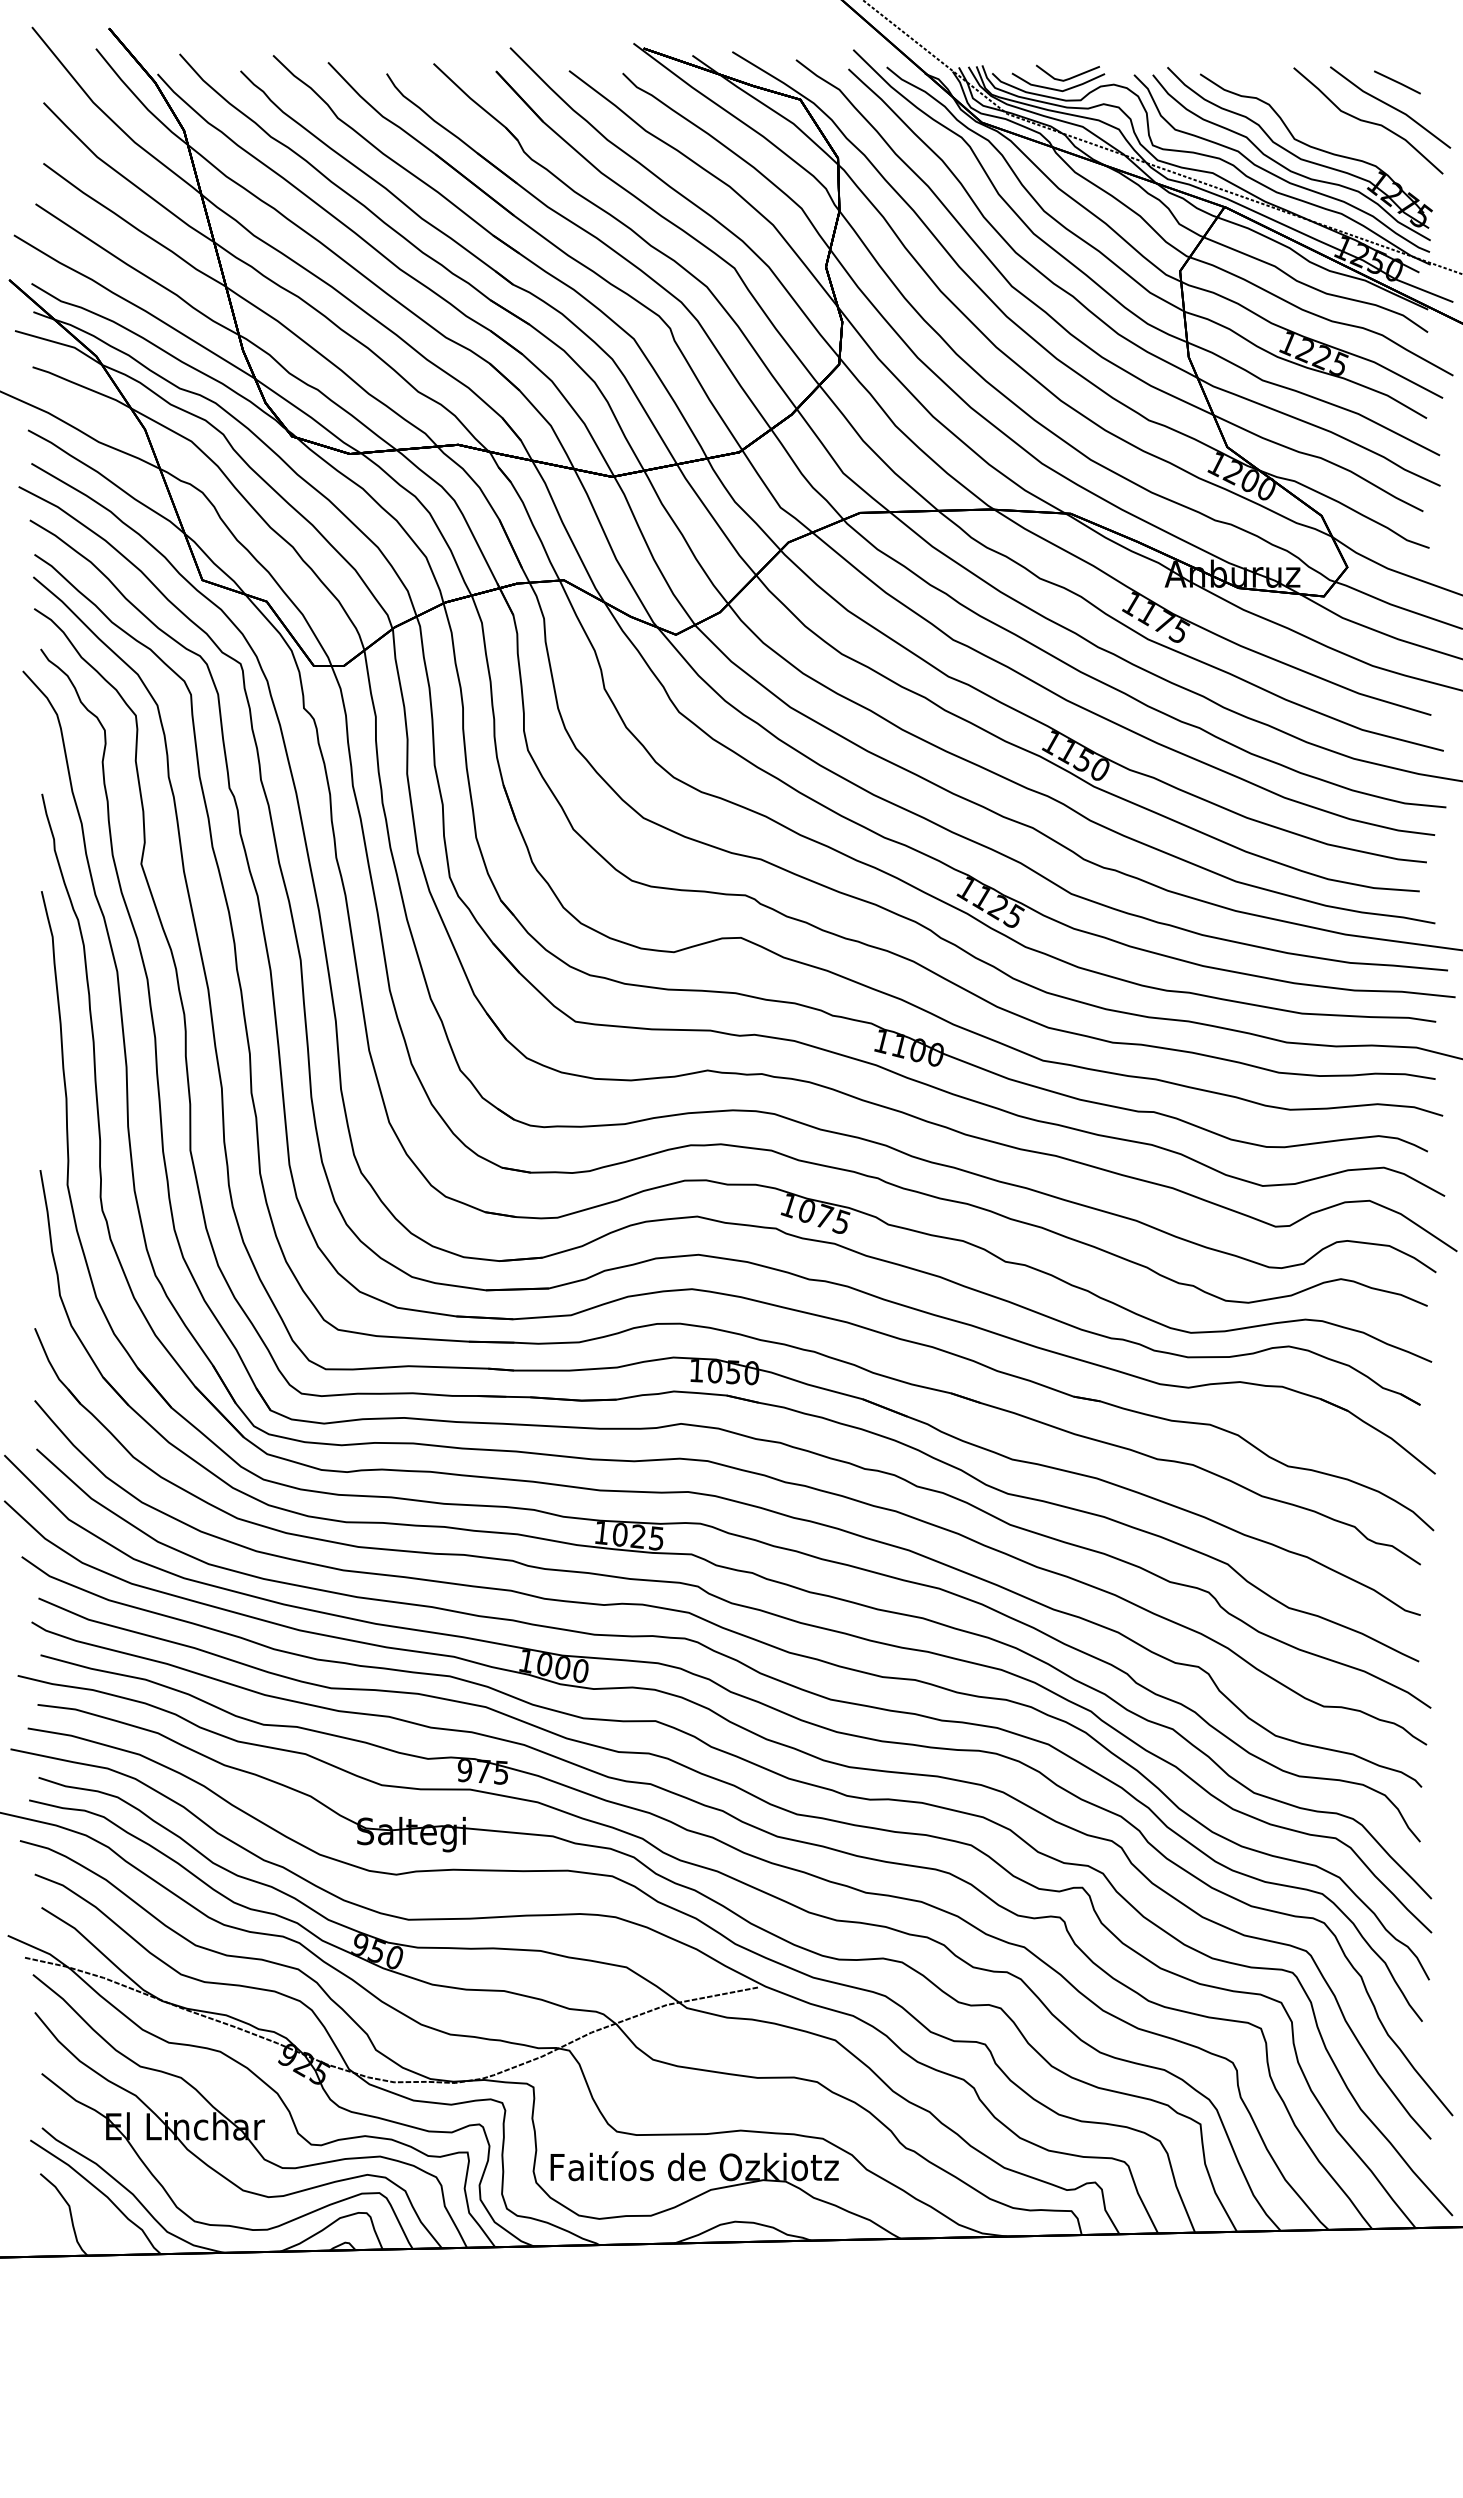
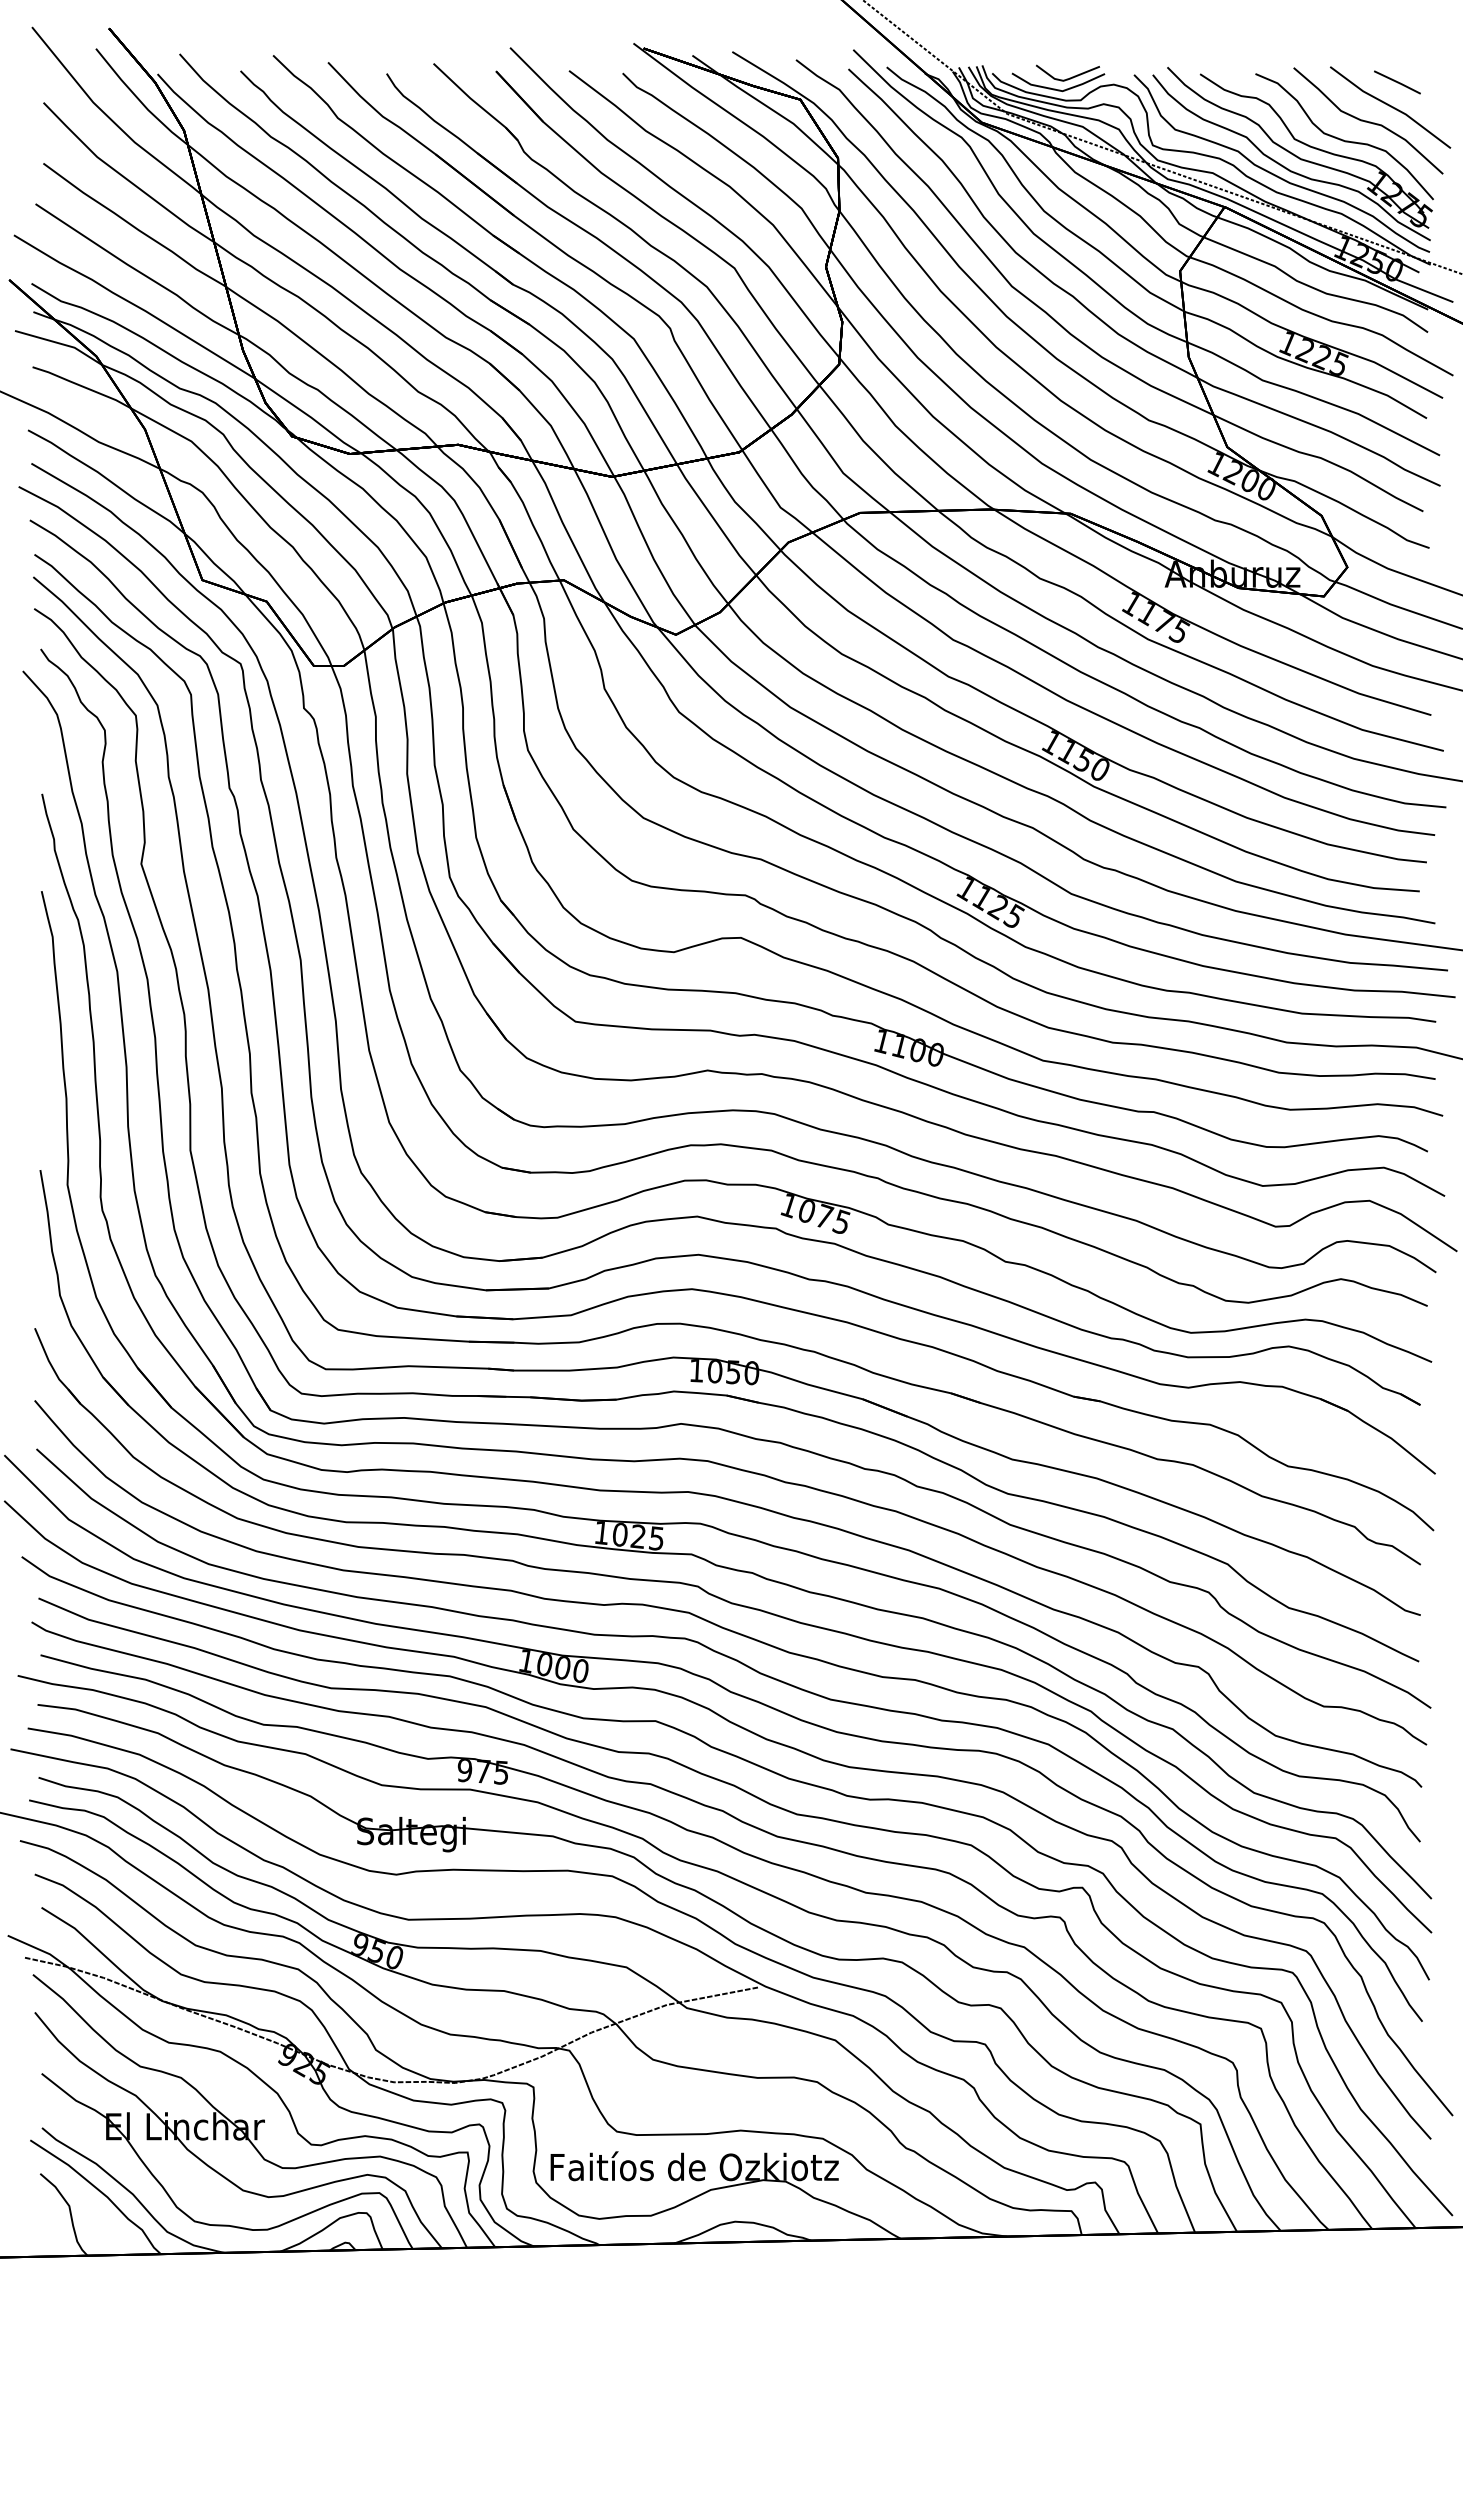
curve: none -> present (1343, 139)
